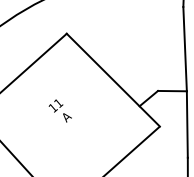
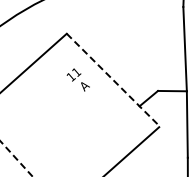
line: solid -> dashed (113, 80)
text position: (59, 110) -> (77, 79) (77, 79)
line: solid -> dashed (16, 159)
